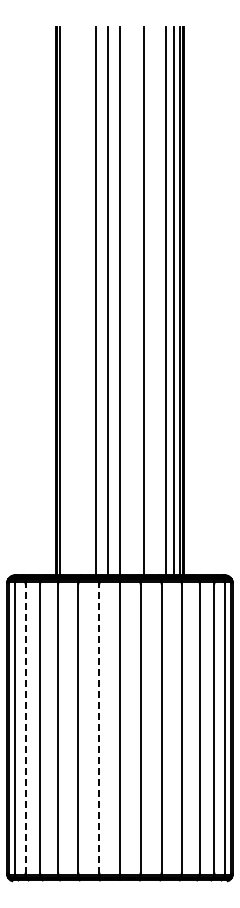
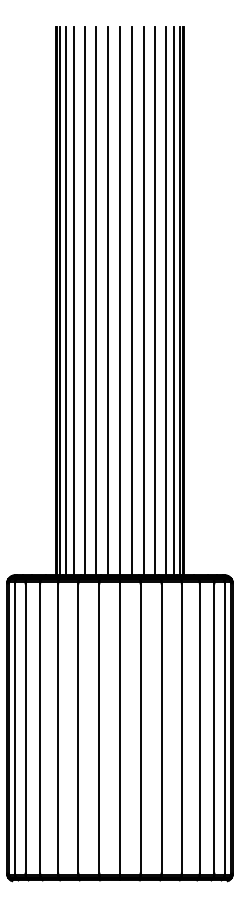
line: none -> present (66, 301)
line: none -> present (74, 301)
line: none -> present (84, 301)
line: none -> present (131, 301)
line: none -> present (155, 301)
line: dashed -> solid (25, 728)
line: dashed -> solid (99, 728)
